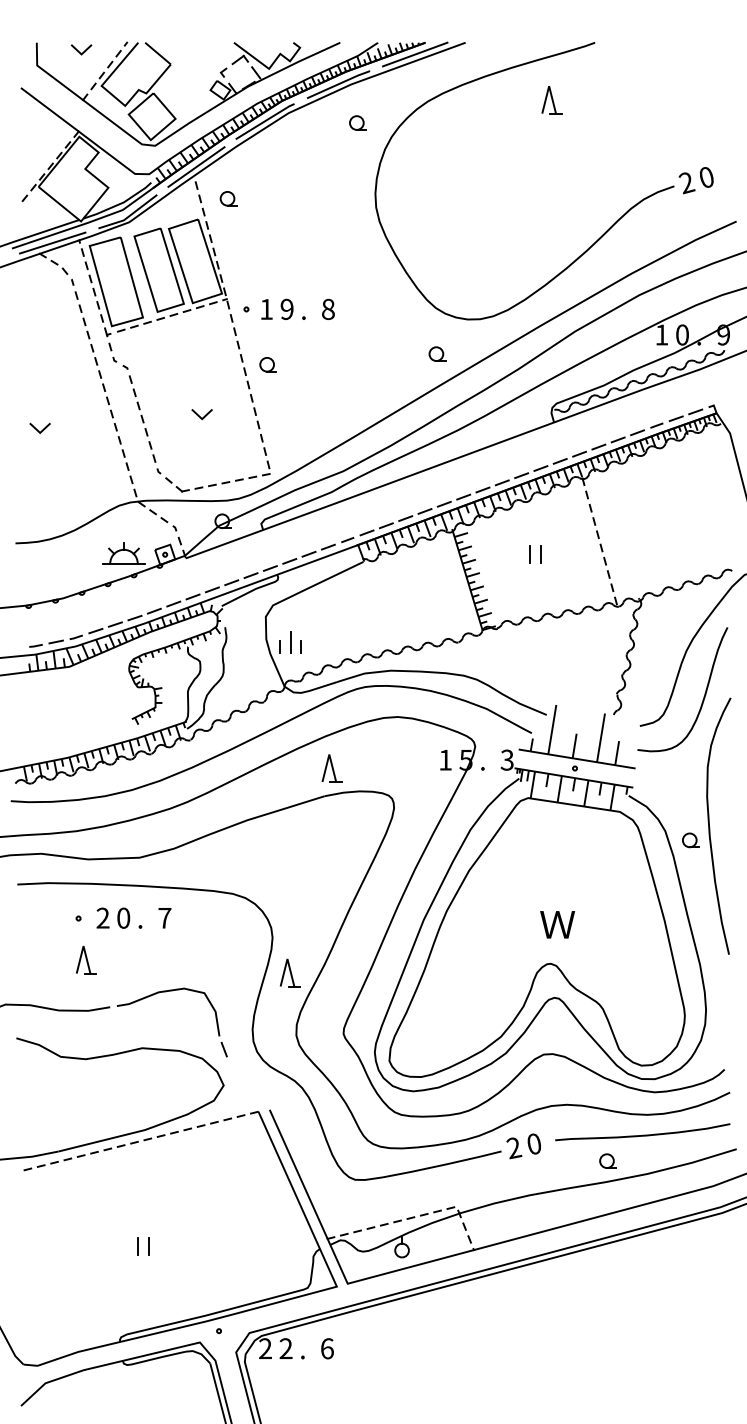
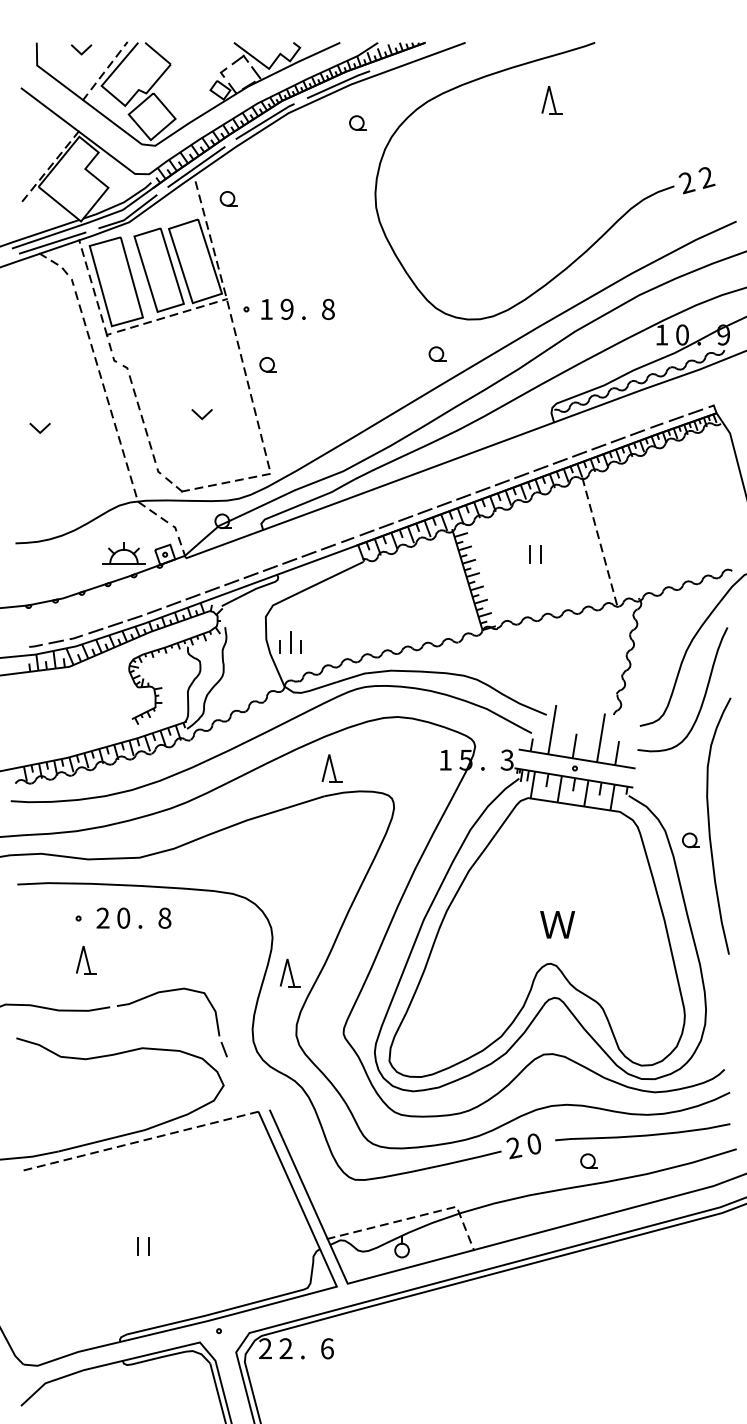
line: present -> none (414, 54)
text: 0 -> 2 (706, 177)
text: 7 -> 8 (164, 917)
part position: (607, 1160) -> (588, 1160) (588, 1160)
